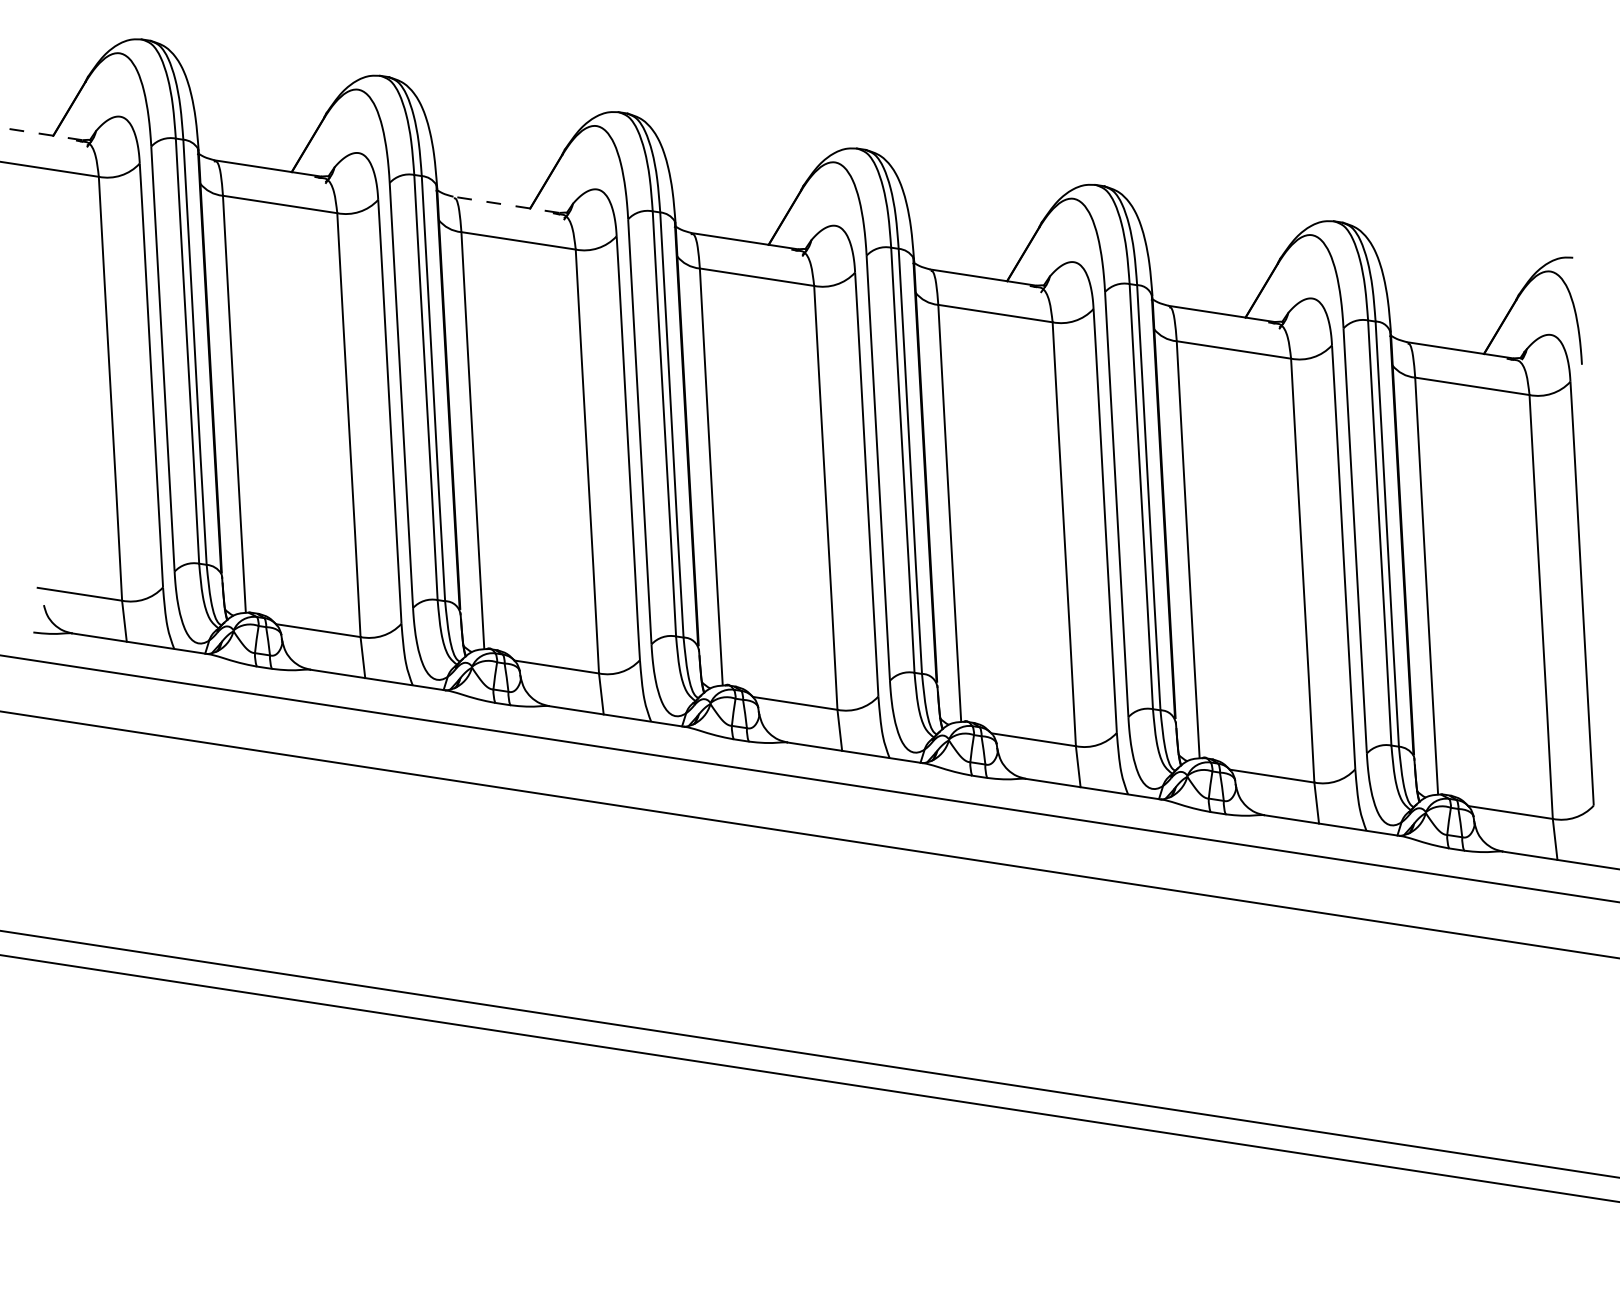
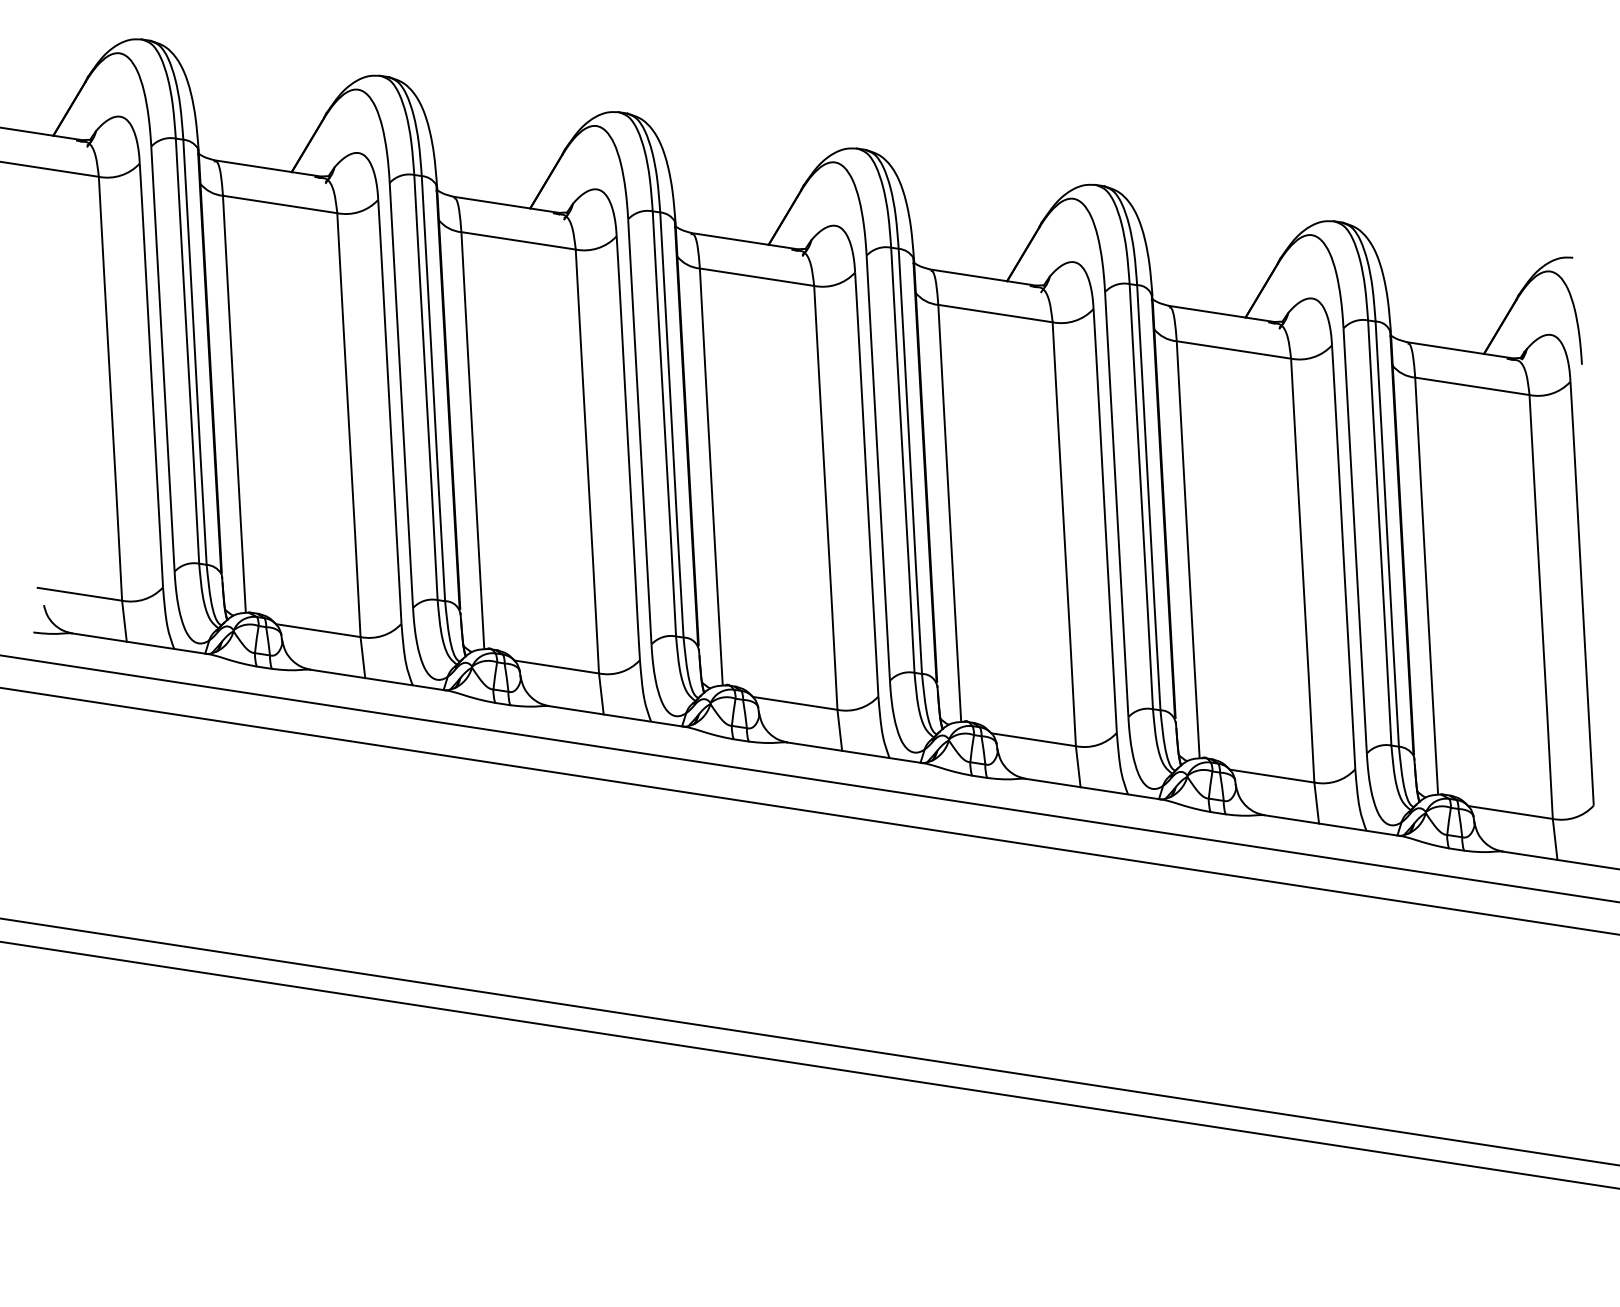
line: dashed -> solid (40, 133)
line: dashed -> solid (505, 204)
line position: (809, 834) -> (809, 811) (809, 811)
line position: (809, 1054) -> (809, 1041) (809, 1041)
line position: (809, 1078) -> (809, 1065) (809, 1065)
